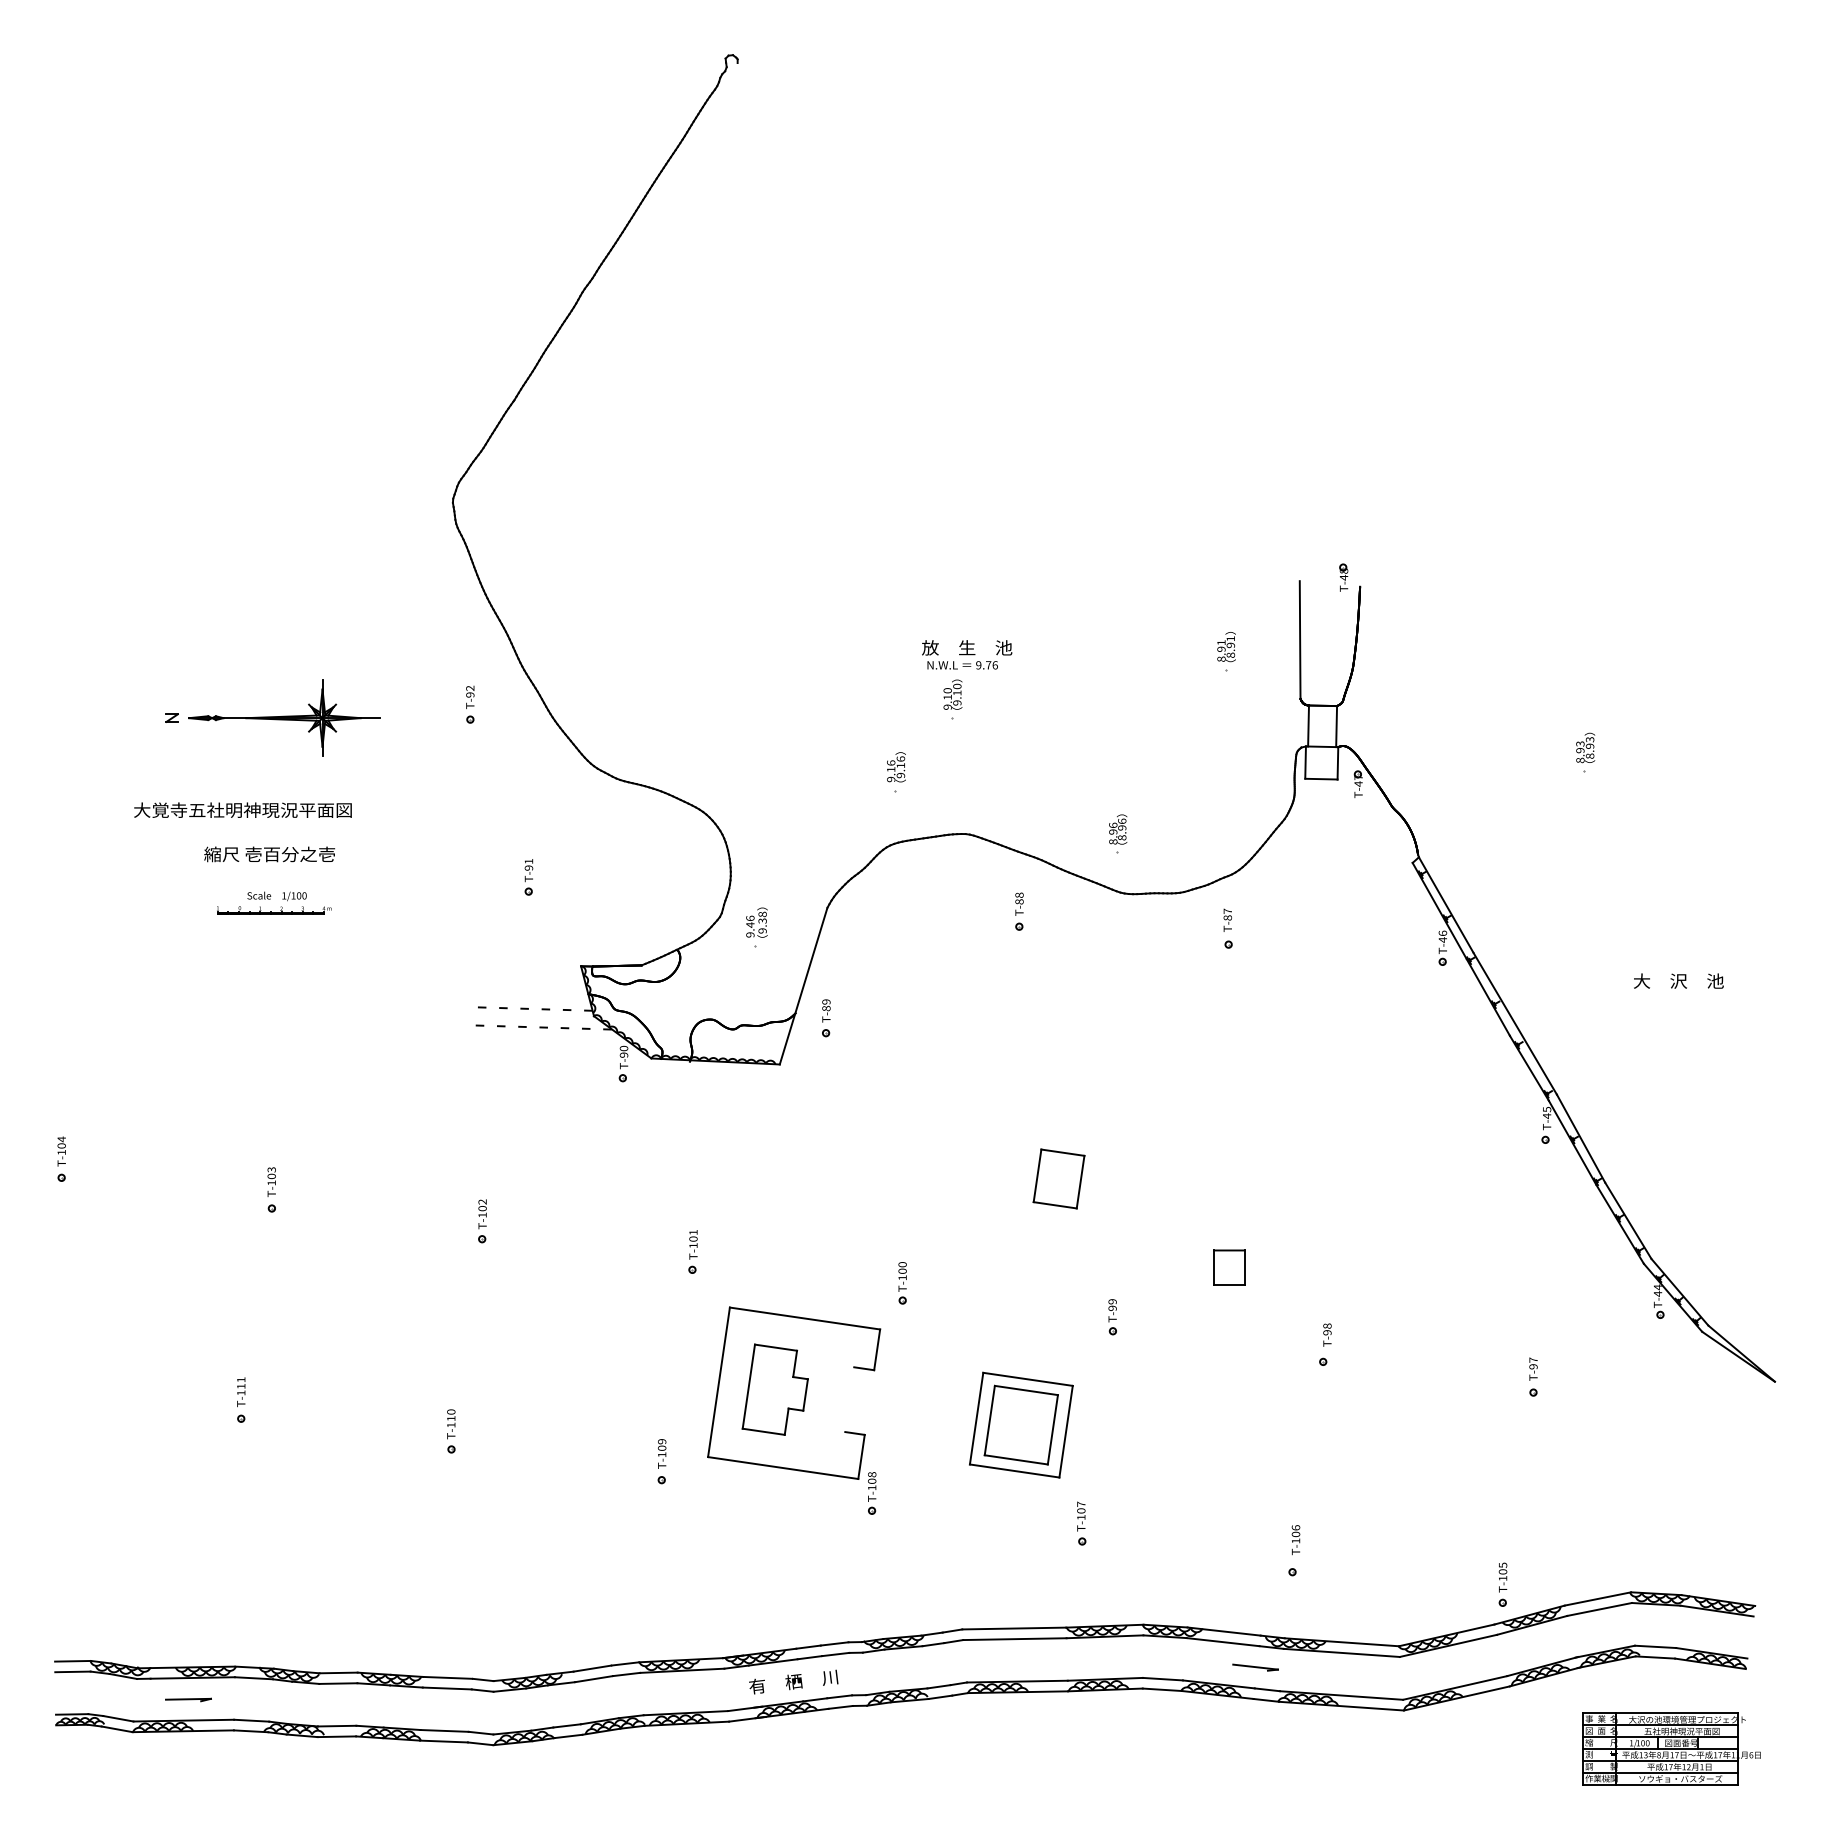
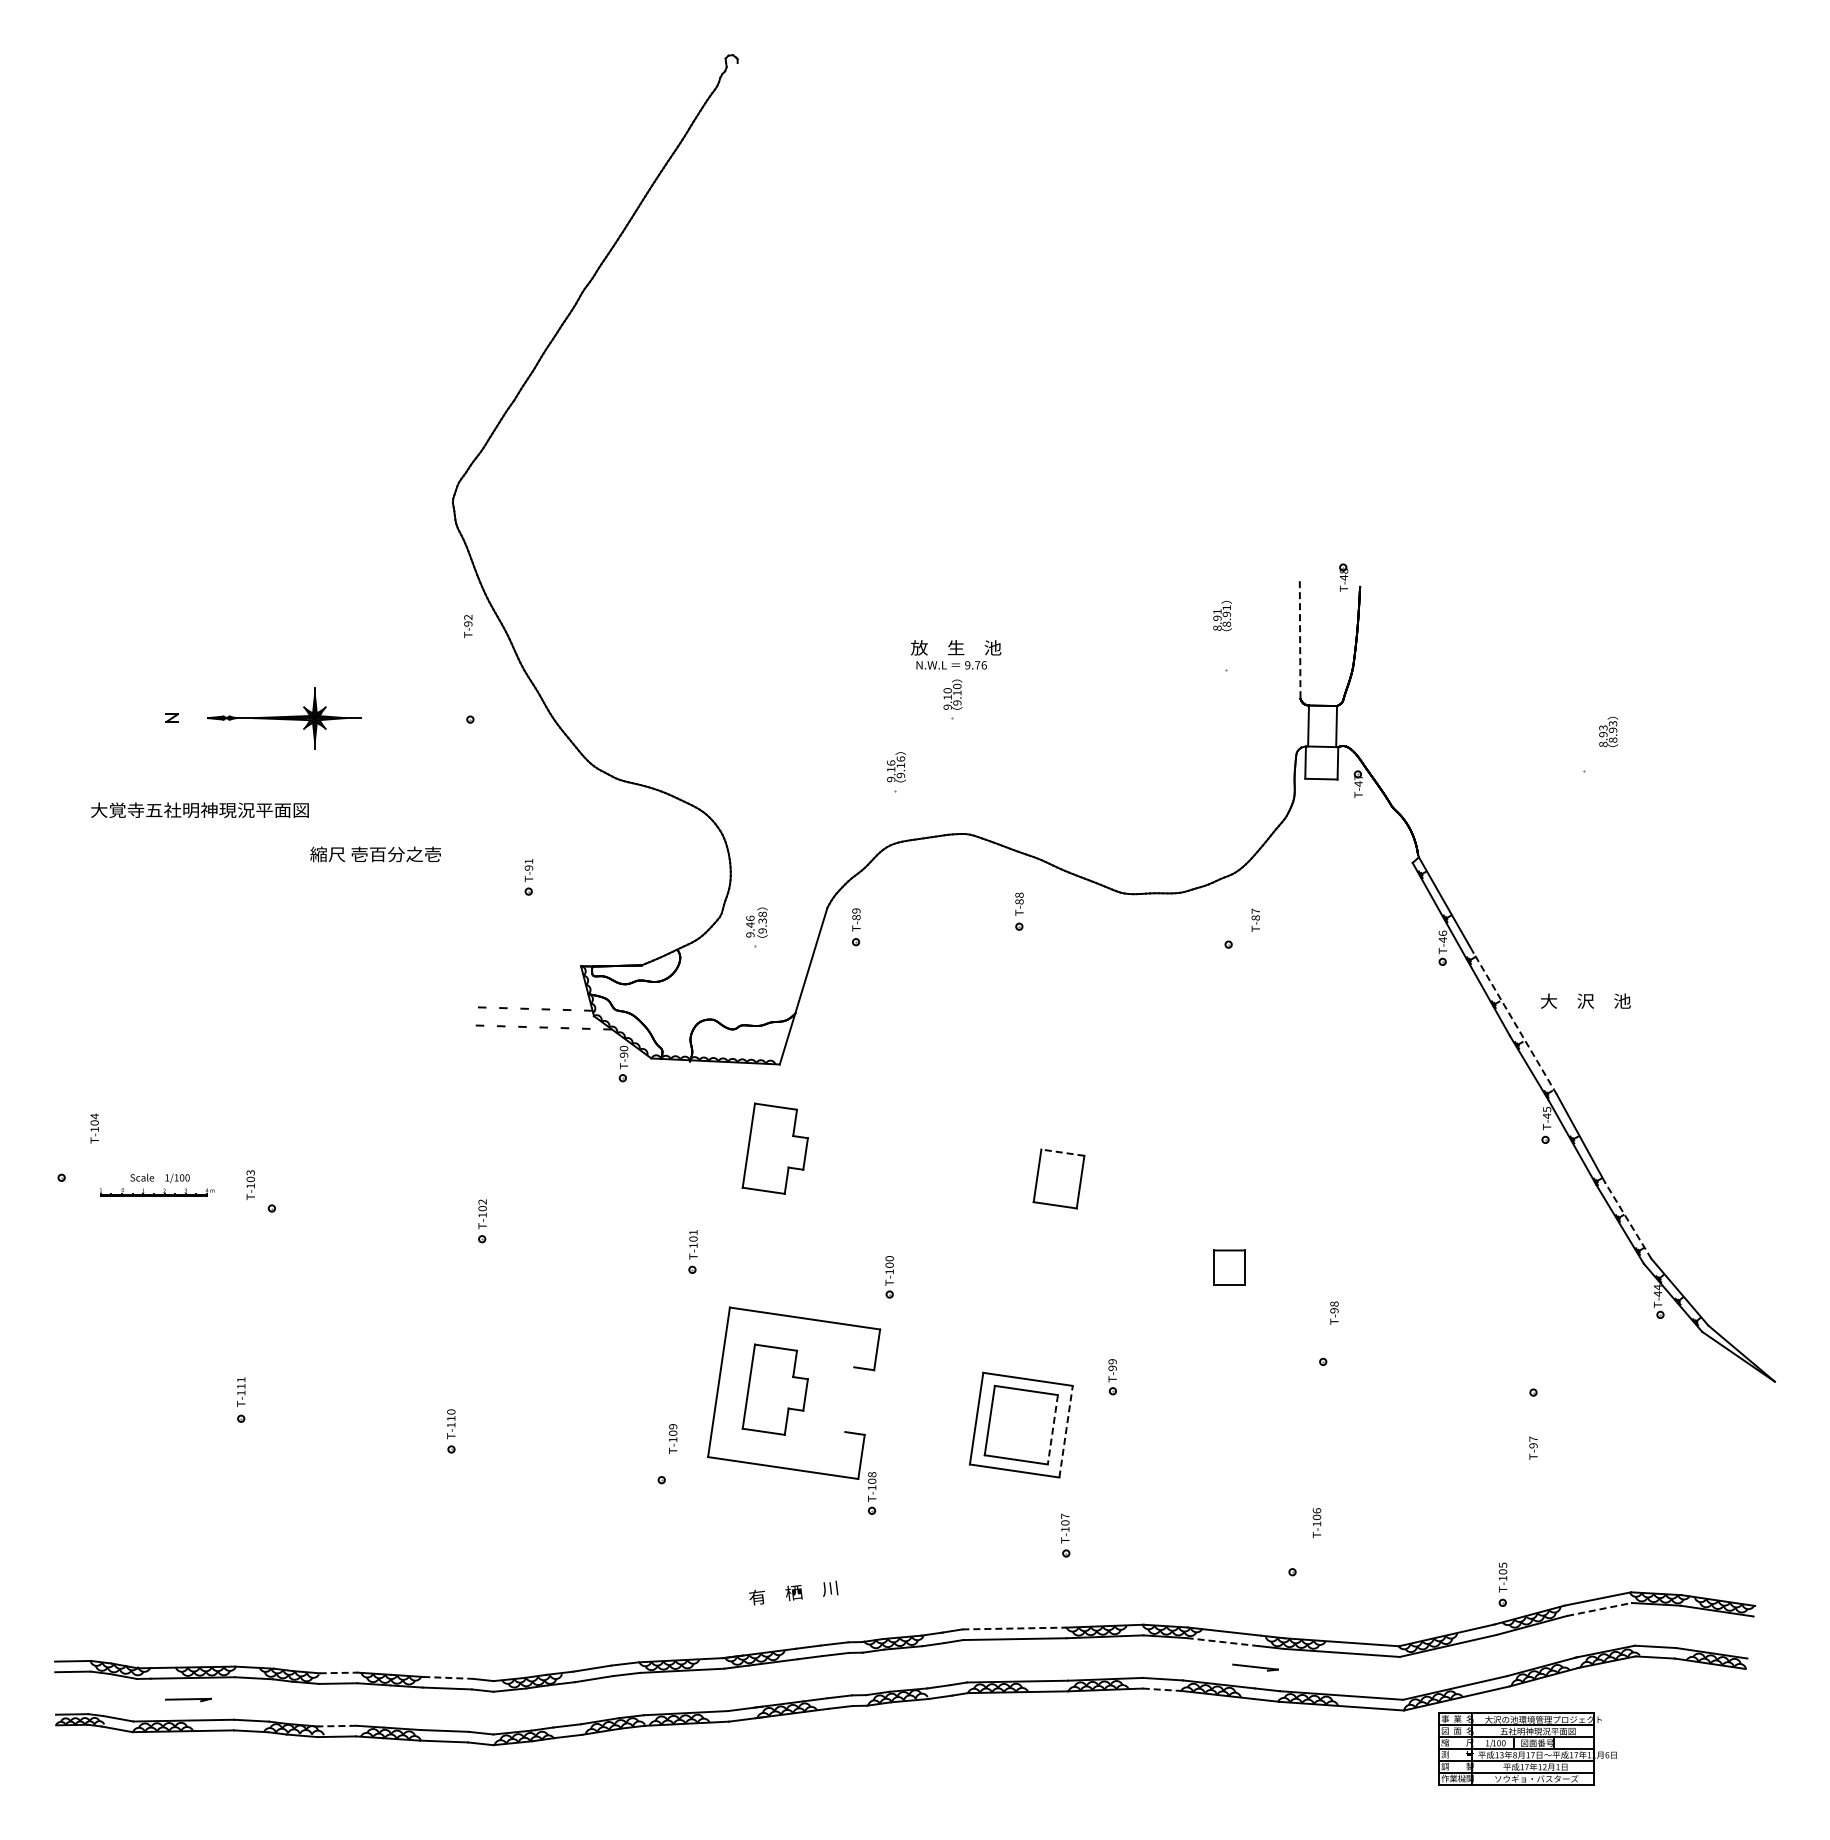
line: solid -> dashed (1300, 640)
text position: (1226, 647) -> (1222, 616) (1222, 616)
text position: (967, 654) -> (956, 654) (956, 654)
text position: (470, 696) -> (468, 625) (468, 625)
part size: 193x78 px -> 155x63 px (284, 718)
text position: (1585, 747) -> (1608, 731) (1608, 731)
text position: (242, 809) -> (199, 809) (199, 809)
part: present -> none (1118, 833)
text position: (269, 854) -> (375, 854) (375, 854)
part position: (274, 902) -> (157, 1184) (157, 1184)
text position: (1227, 919) -> (1255, 919) (1255, 919)
text position: (1678, 980) -> (1585, 1000) (1585, 1000)
part position: (826, 1018) -> (856, 927) (856, 927)
line: solid -> dashed (1514, 1023)
part: none -> present (774, 1148)
text position: (61, 1151) -> (94, 1128) (94, 1128)
line: solid -> dashed (1062, 1152)
text position: (271, 1181) -> (250, 1184) (250, 1184)
line: solid -> dashed (1628, 1220)
part position: (902, 1283) -> (889, 1277) (889, 1277)
part position: (1112, 1317) -> (1112, 1377) (1112, 1377)
text position: (1327, 1334) -> (1334, 1312) (1334, 1312)
text position: (1533, 1368) -> (1533, 1447) (1533, 1447)
line: solid -> dashed (1052, 1430)
line: solid -> dashed (1066, 1431)
text position: (662, 1453) -> (673, 1438) (673, 1438)
part position: (1081, 1523) -> (1065, 1535) (1065, 1535)
text position: (1295, 1540) -> (1316, 1523) (1316, 1523)
line: solid -> dashed (1599, 1609)
line: solid -> dashed (1014, 1628)
line: solid -> dashed (1223, 1642)
line: solid -> dashed (338, 1672)
line: solid -> dashed (448, 1677)
text position: (793, 1681) -> (793, 1592) (793, 1592)
line: solid -> dashed (1162, 1689)
line: solid -> dashed (336, 1726)
part position: (1671, 1748) -> (1527, 1748) (1527, 1748)
